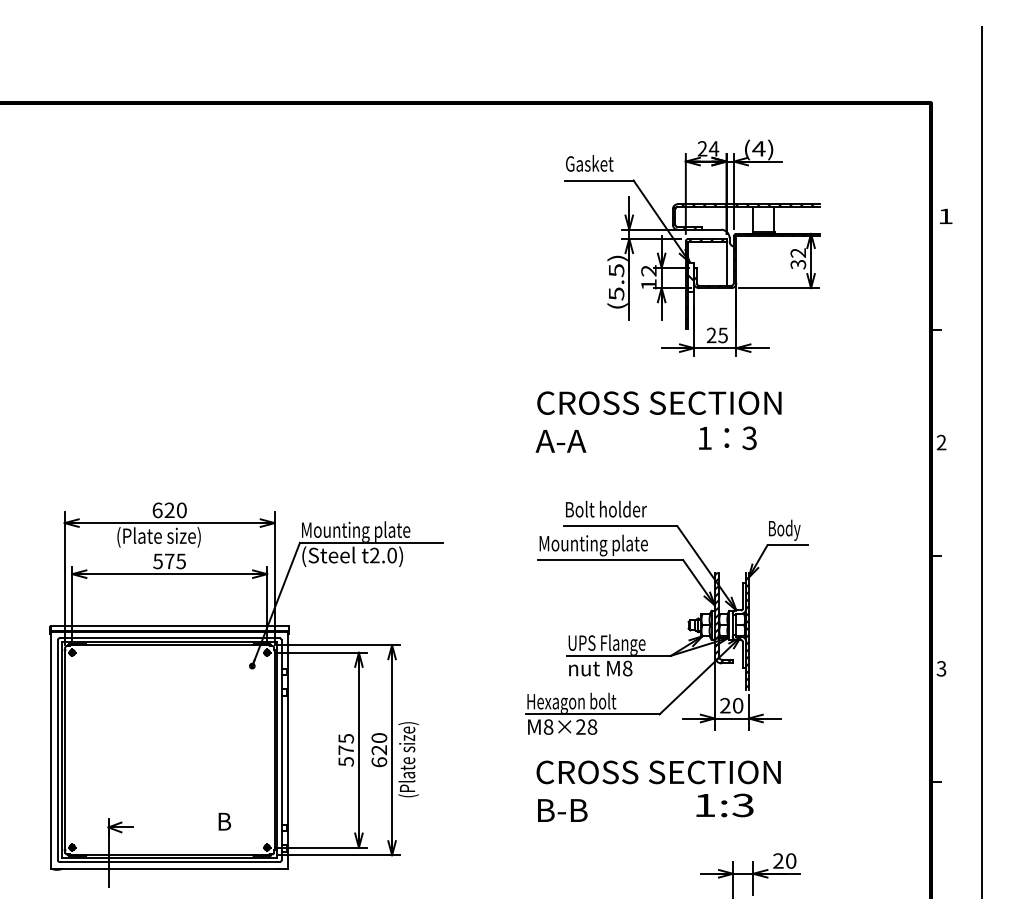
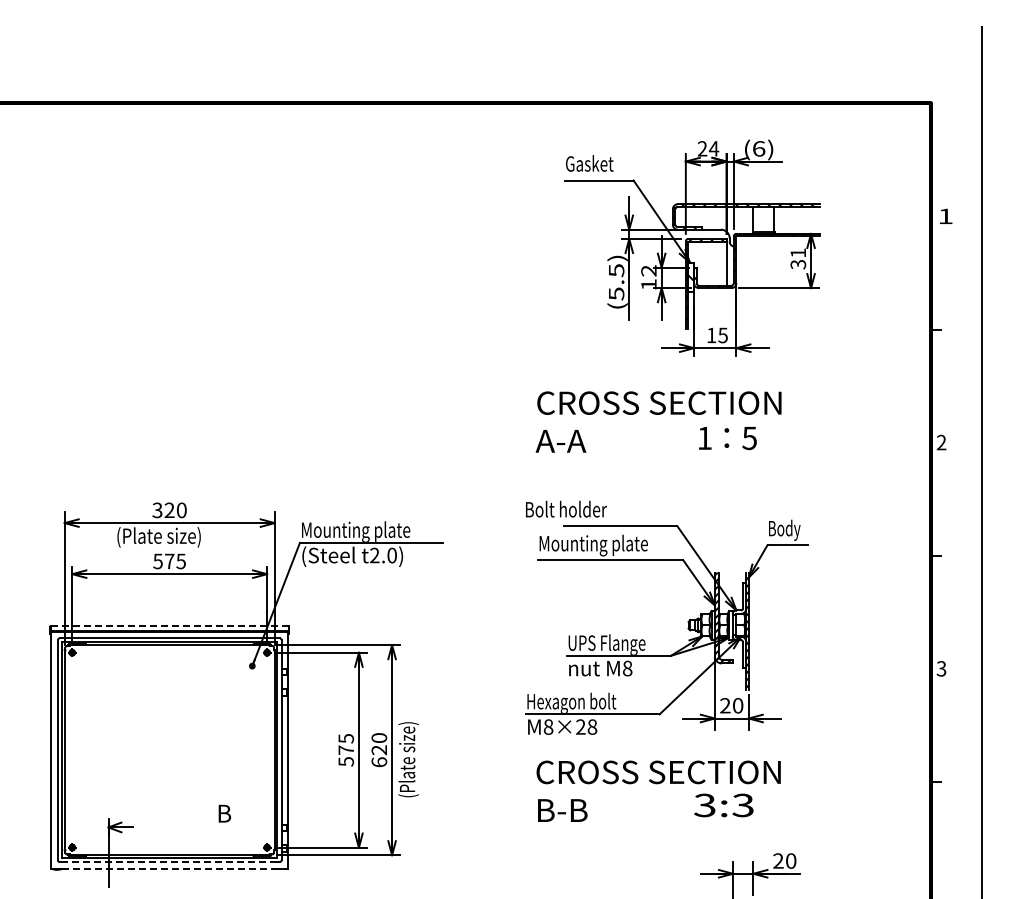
text: (4) -> (6) (758, 148)
text: 32 -> 31 (797, 252)
text: 25 -> 15 (711, 334)
text: 3 -> 5 (749, 437)
text position: (606, 508) -> (566, 508) (566, 508)
text: 620 -> 320 (157, 510)
line: solid -> dashed (170, 626)
text: 1:3 -> 3:3 (704, 805)
text position: (224, 821) -> (224, 813) (224, 813)
line: solid -> dashed (170, 862)
line: solid -> dashed (169, 868)
